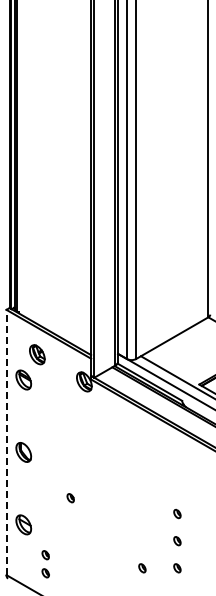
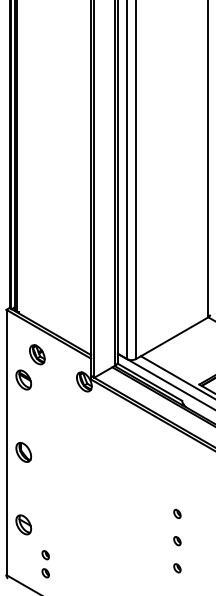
line: dashed -> solid (6, 442)
part: present -> none (70, 498)
part: present -> none (142, 568)
